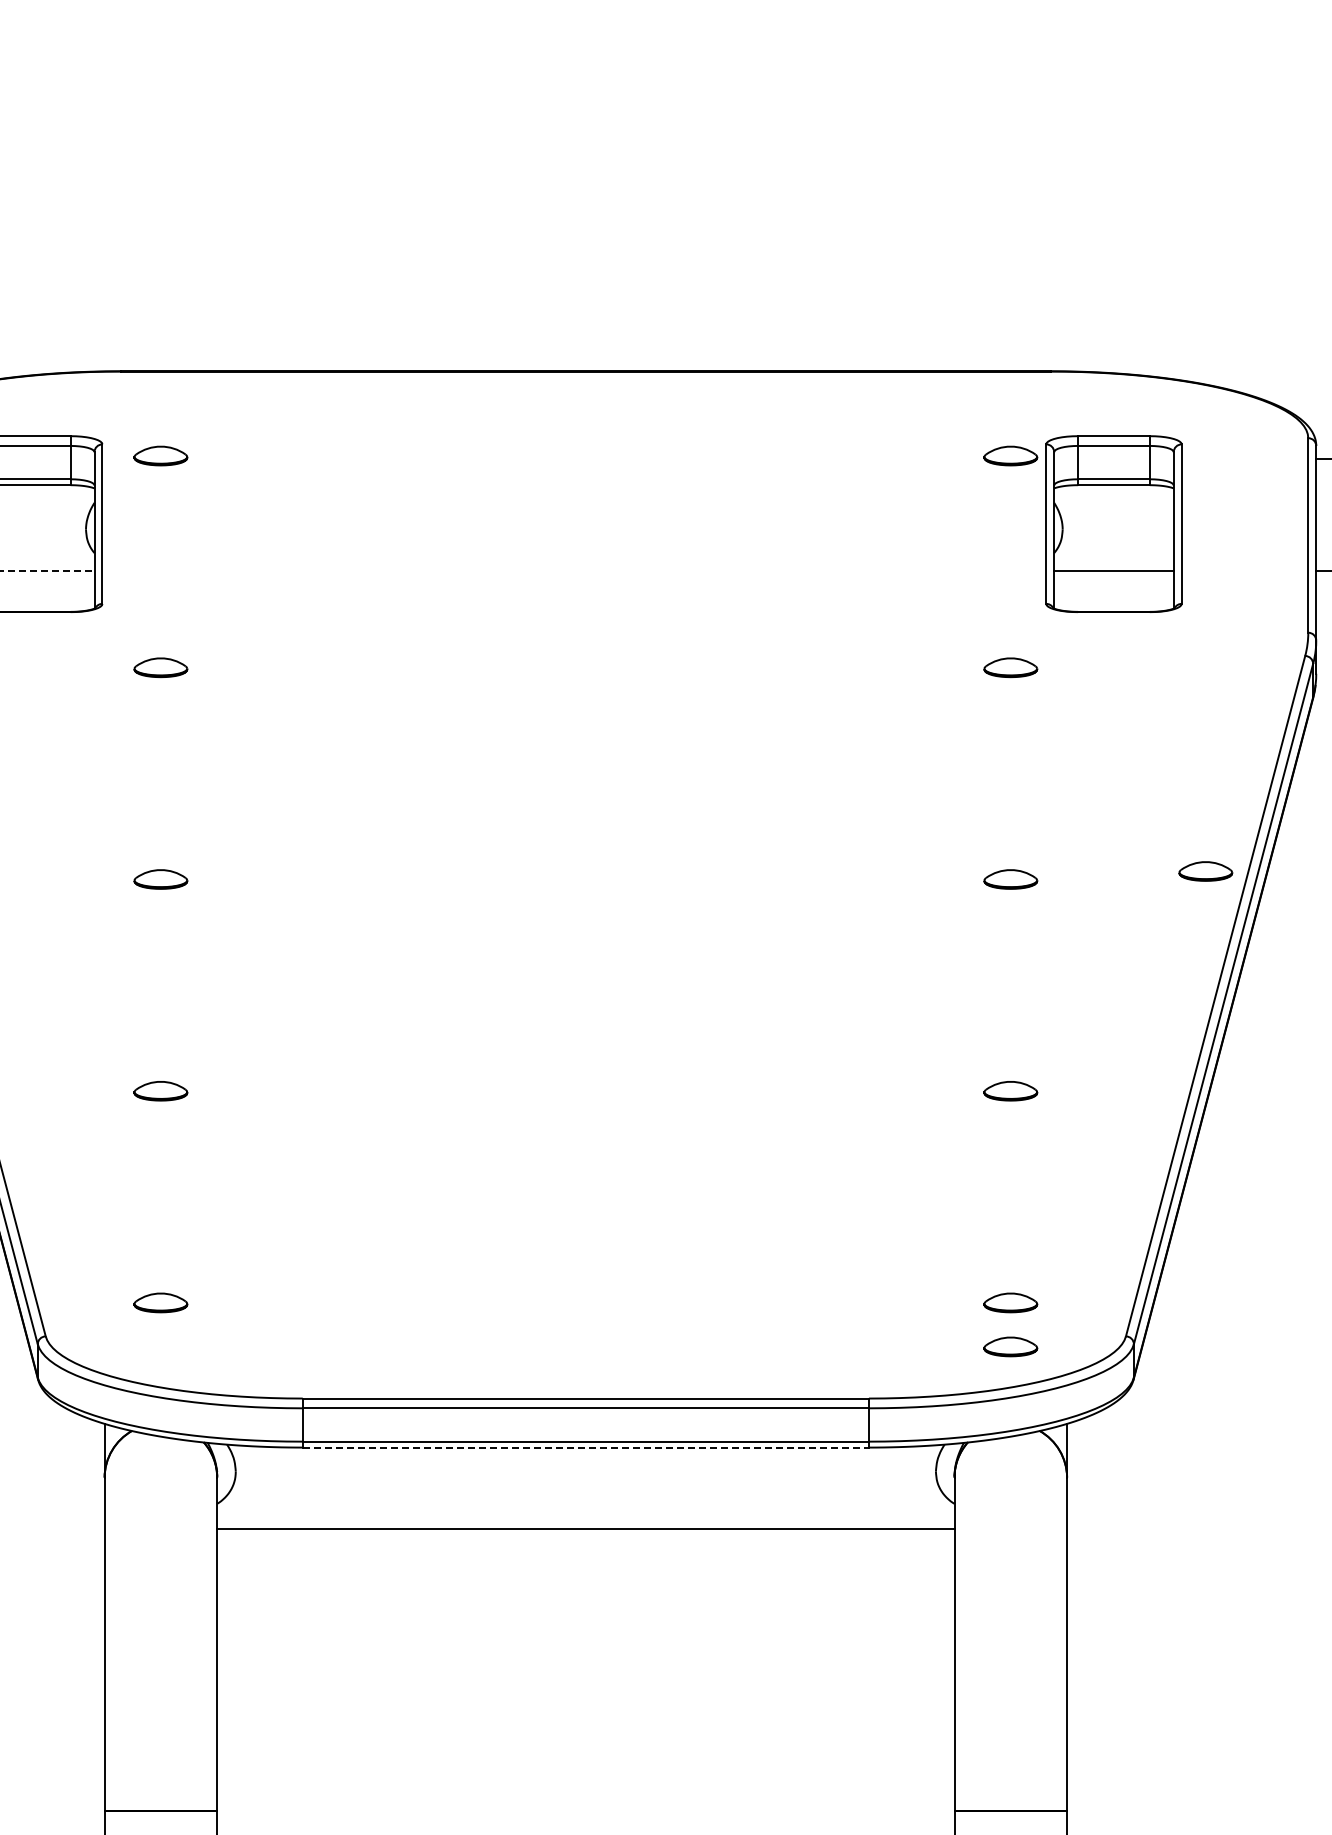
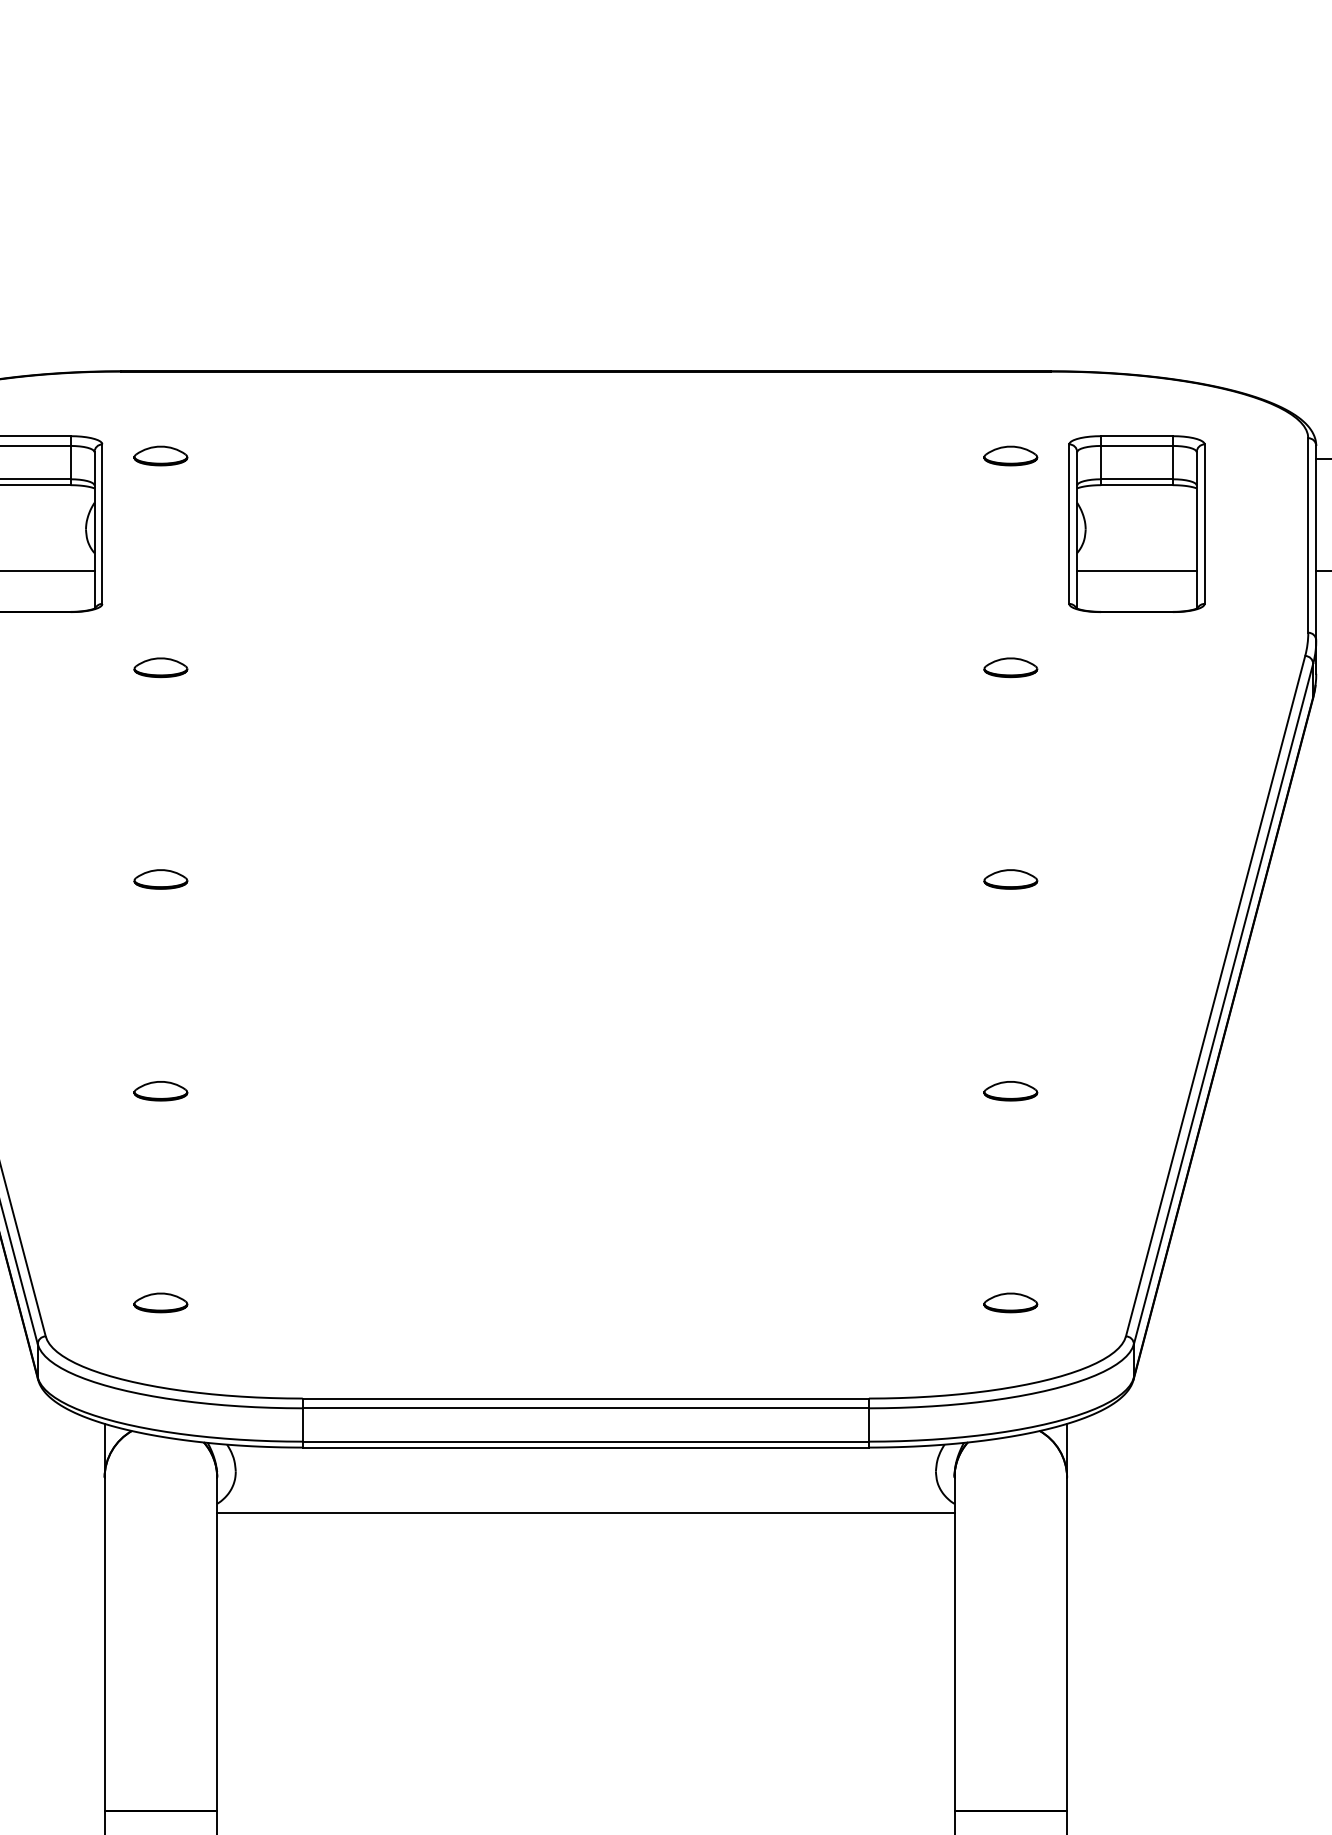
part position: (1113, 523) -> (1136, 523) (1136, 523)
line: dashed -> solid (47, 571)
part: present -> none (1205, 871)
part: present -> none (1010, 1346)
line: dashed -> solid (586, 1447)
line position: (585, 1529) -> (585, 1513) (585, 1513)
